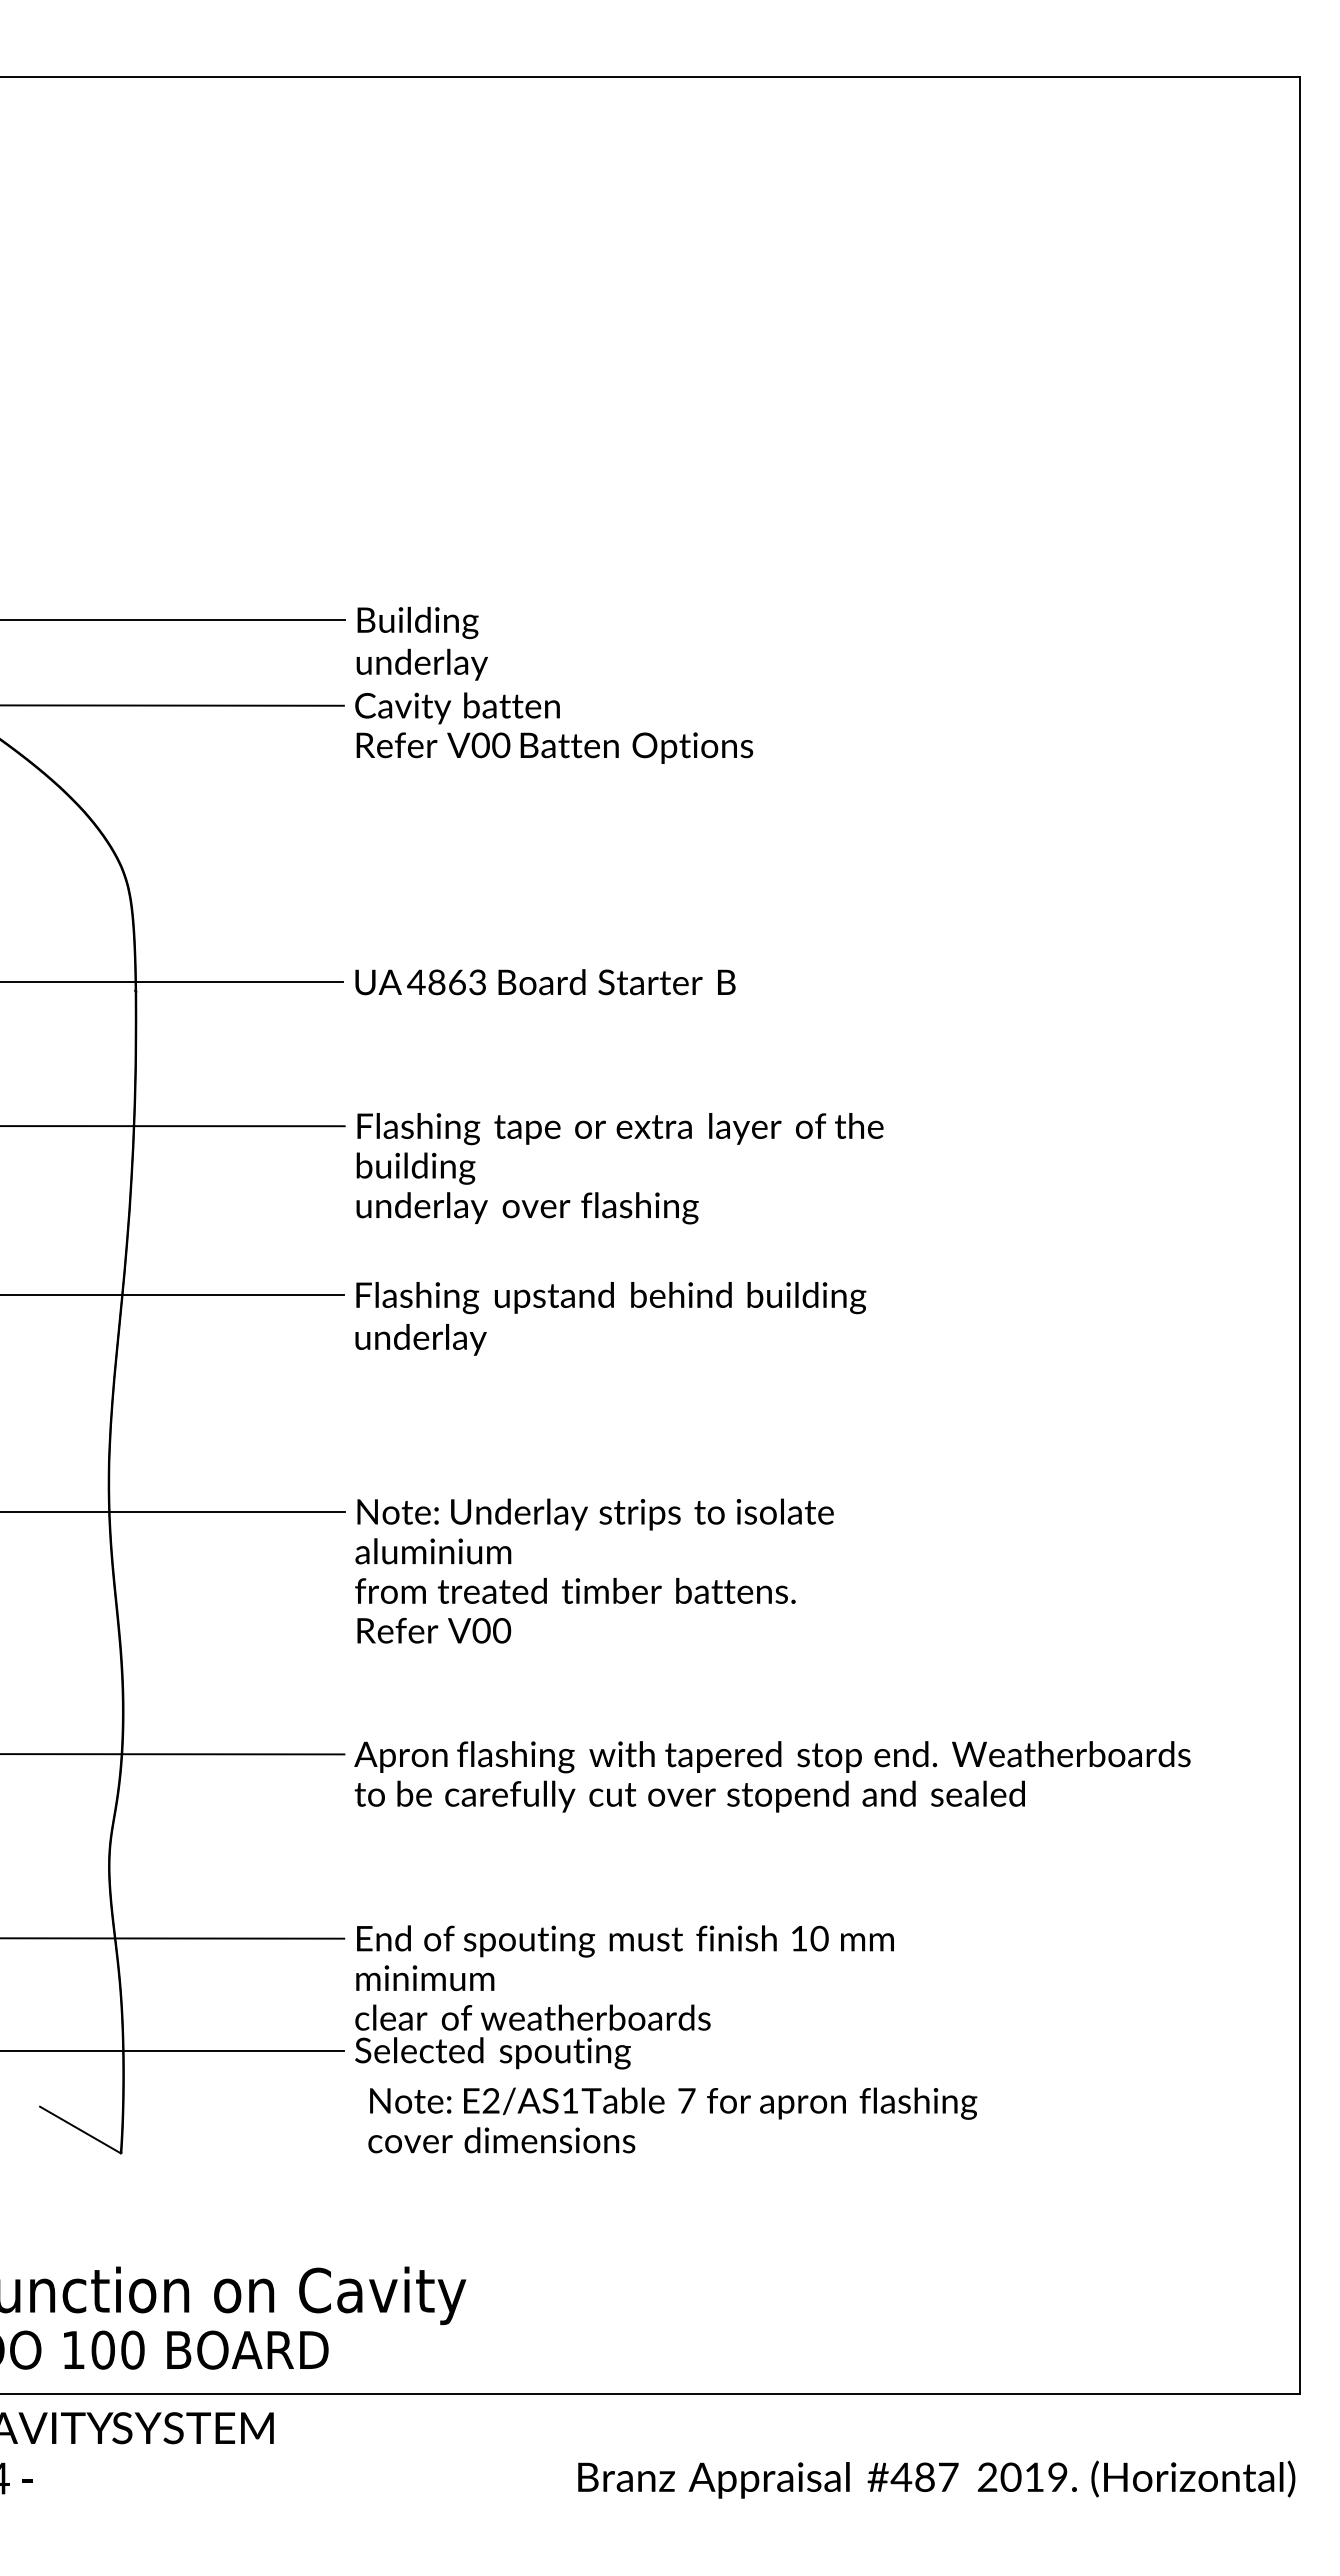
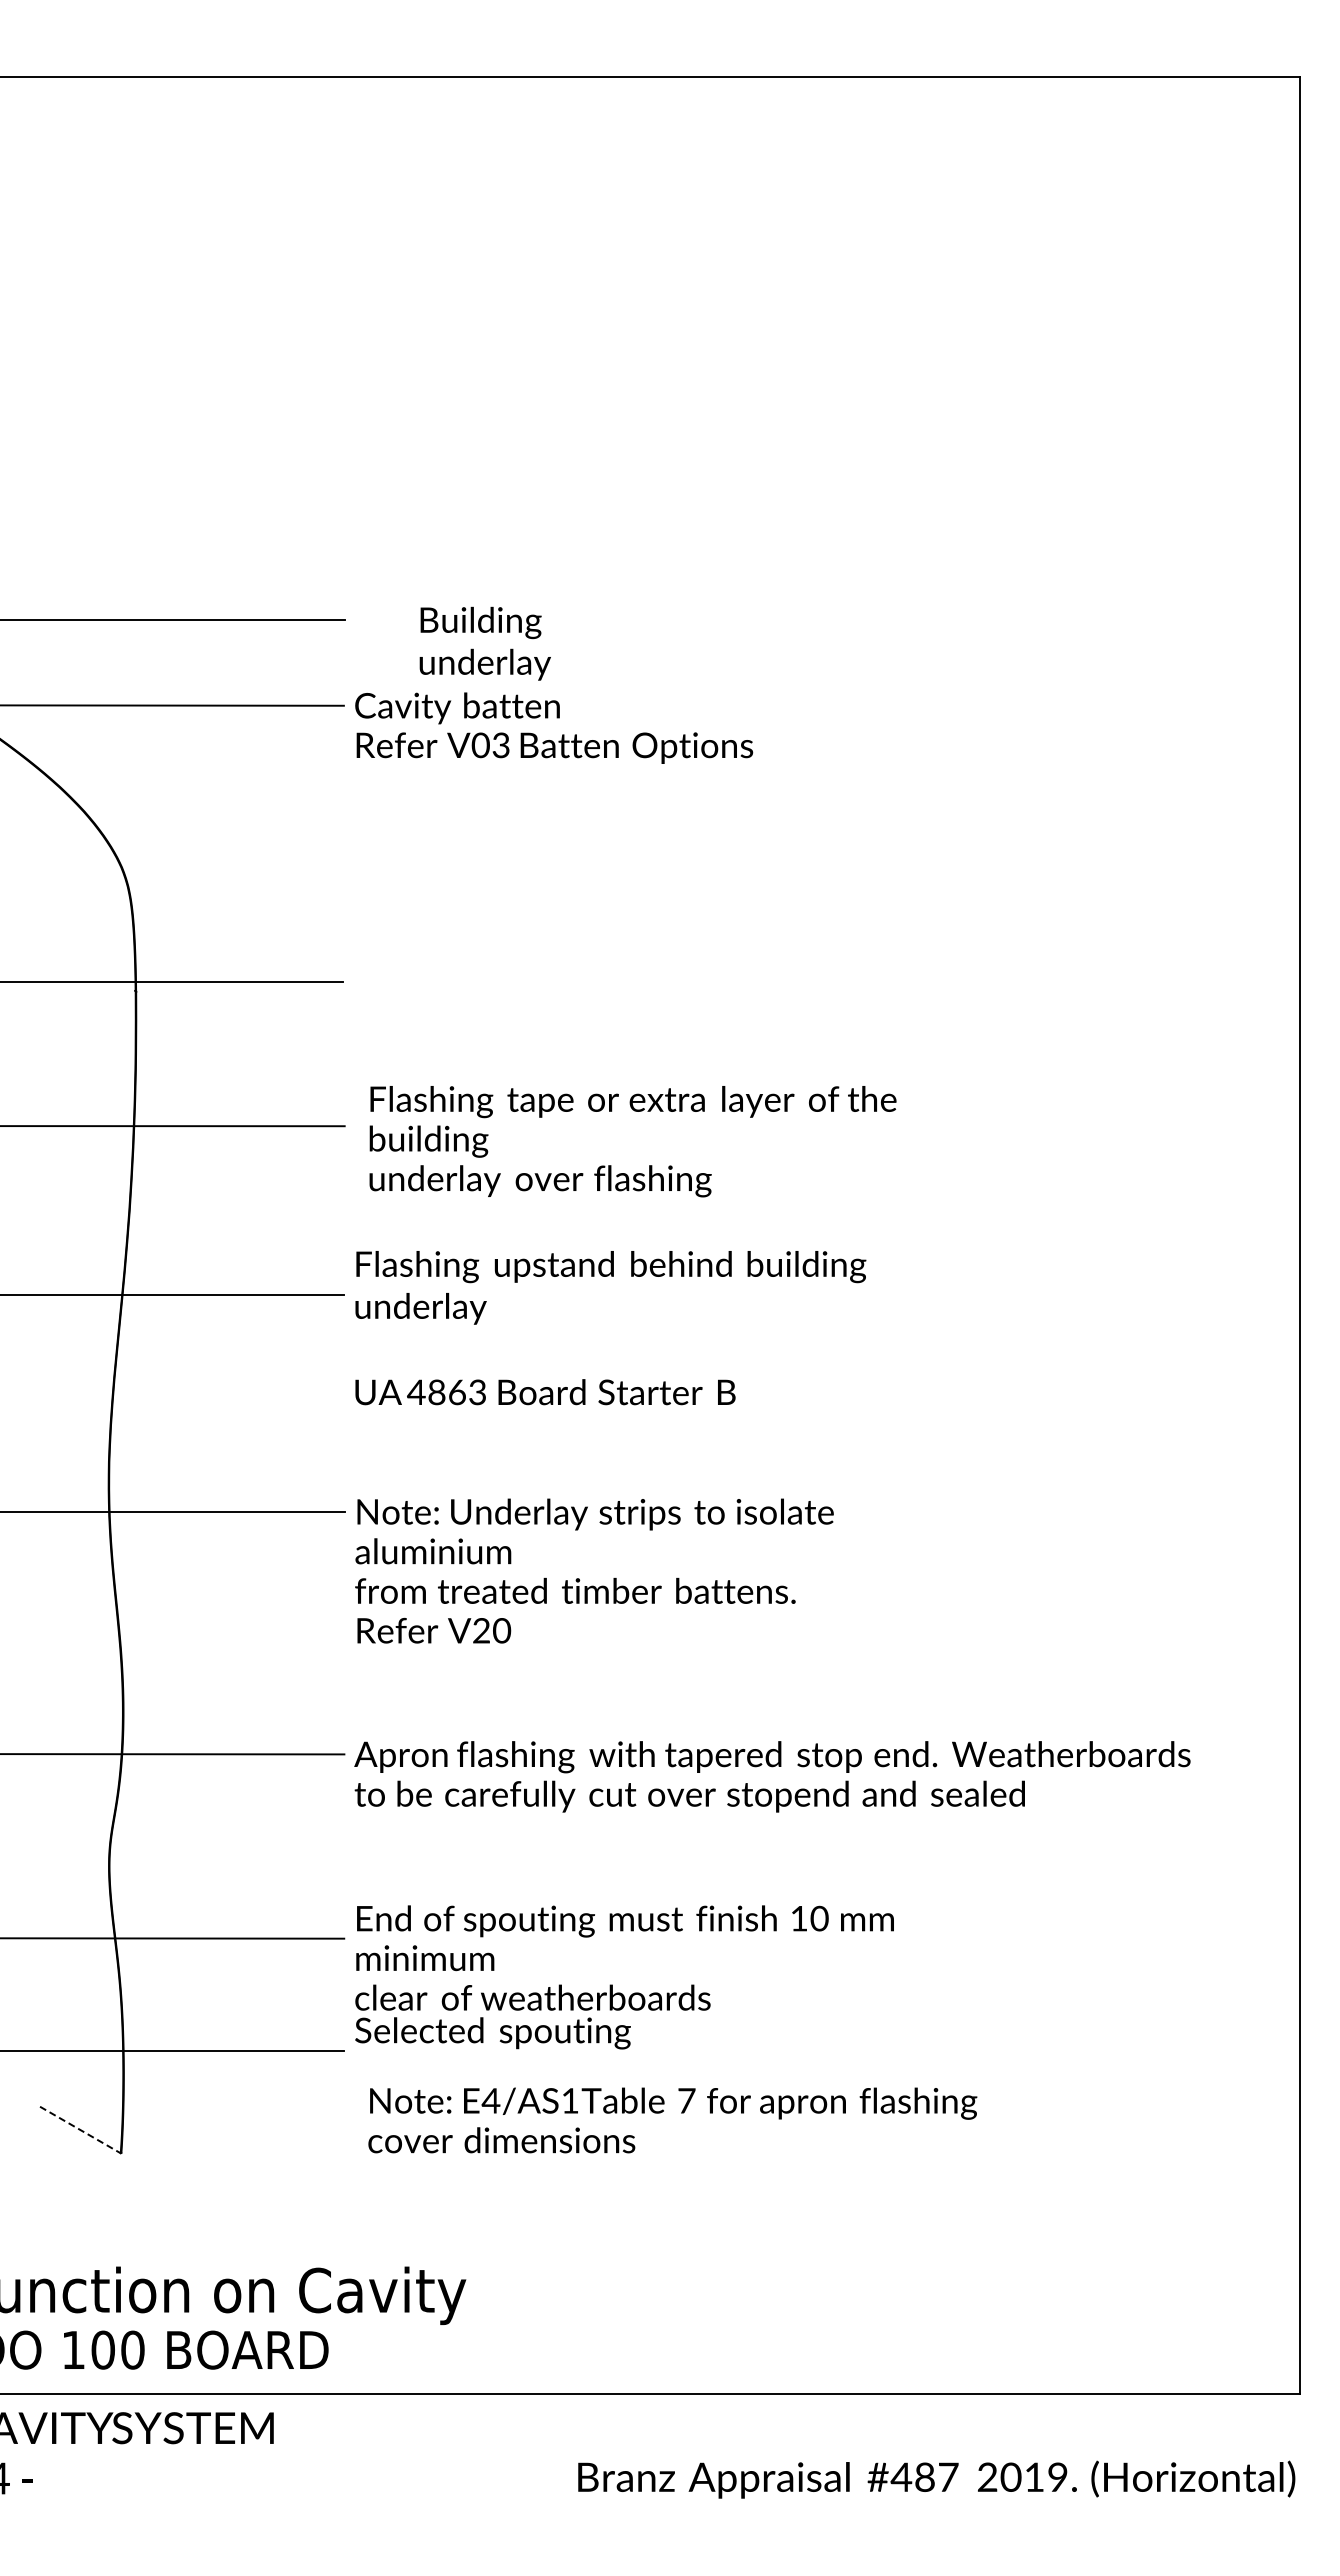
text position: (421, 643) -> (484, 643) (484, 643)
text: V00 -> V03 (501, 744)
text position: (545, 982) -> (545, 1392) (545, 1392)
text position: (619, 1168) -> (632, 1141) (632, 1141)
text position: (610, 1318) -> (610, 1287) (610, 1287)
text: V00 -> V20 (481, 1630)
text position: (624, 1997) -> (624, 1977) (624, 1977)
text: E2/AS1 -> E4/AS1 (490, 2100)
line: solid -> dashed (80, 2130)
